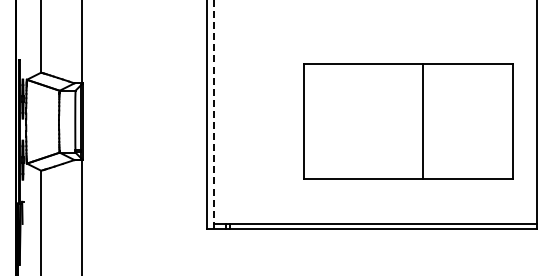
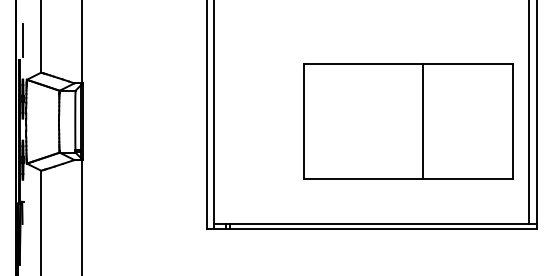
line: none -> present (23, 40)
line: none -> present (528, 112)
line: dashed -> solid (213, 113)
